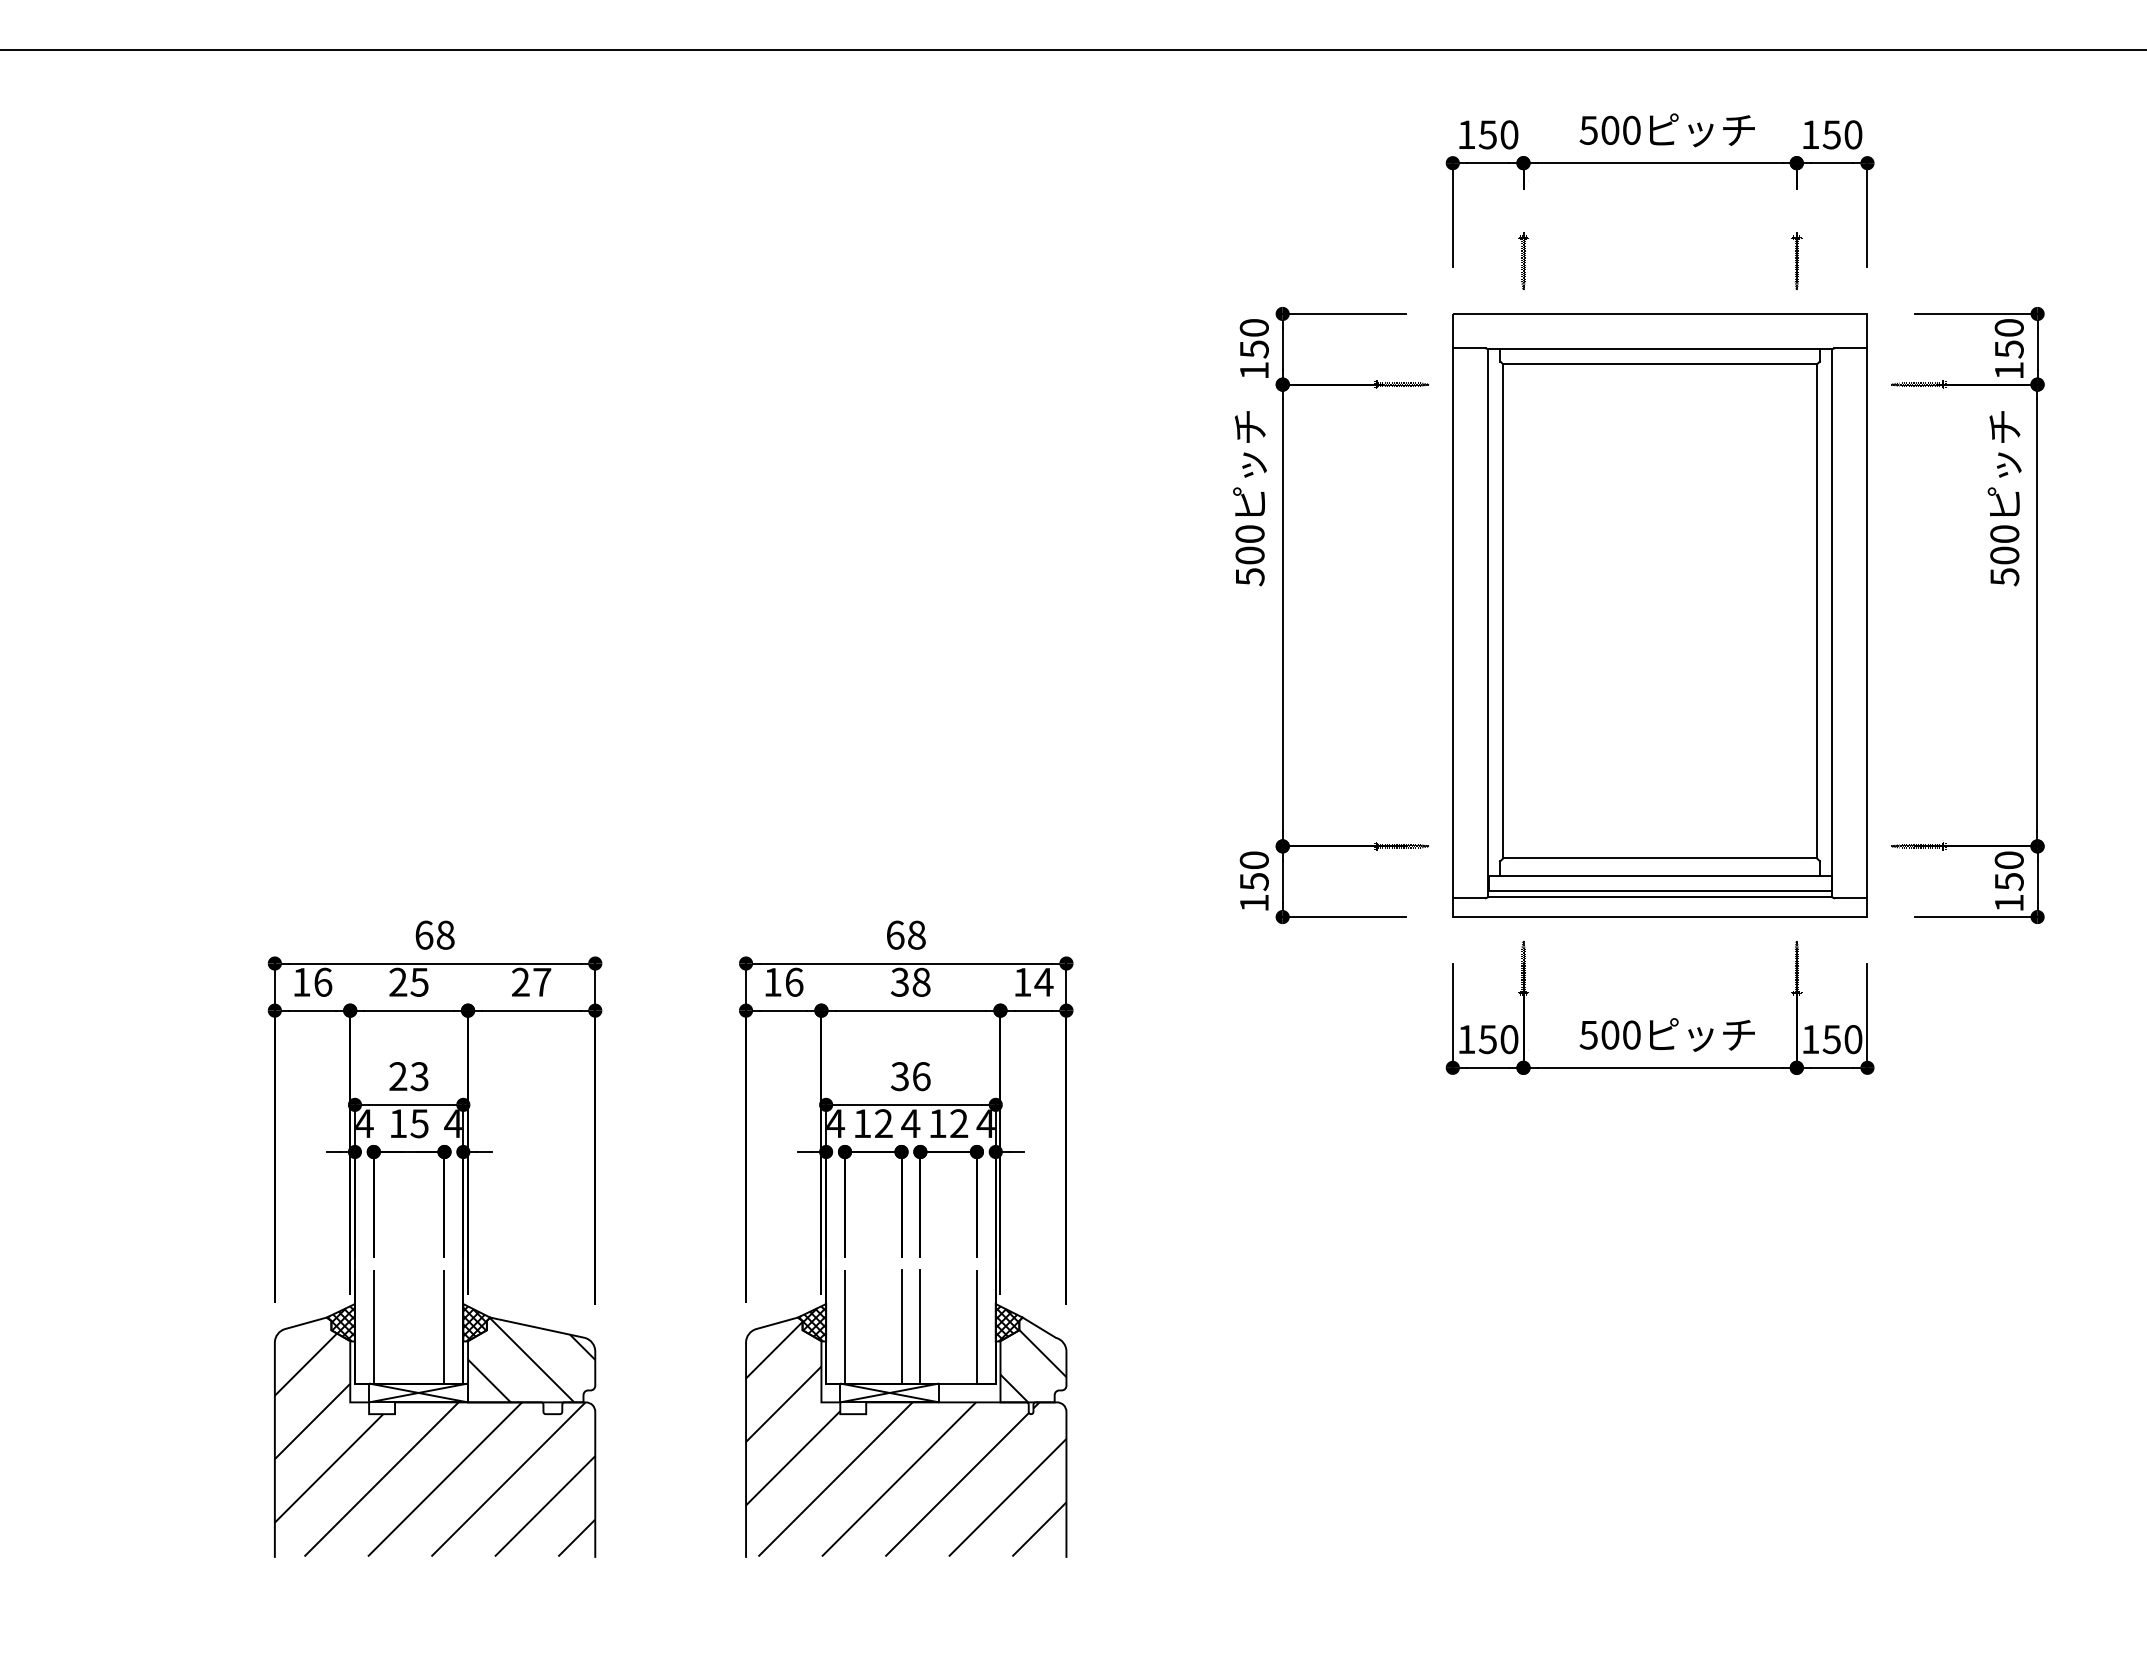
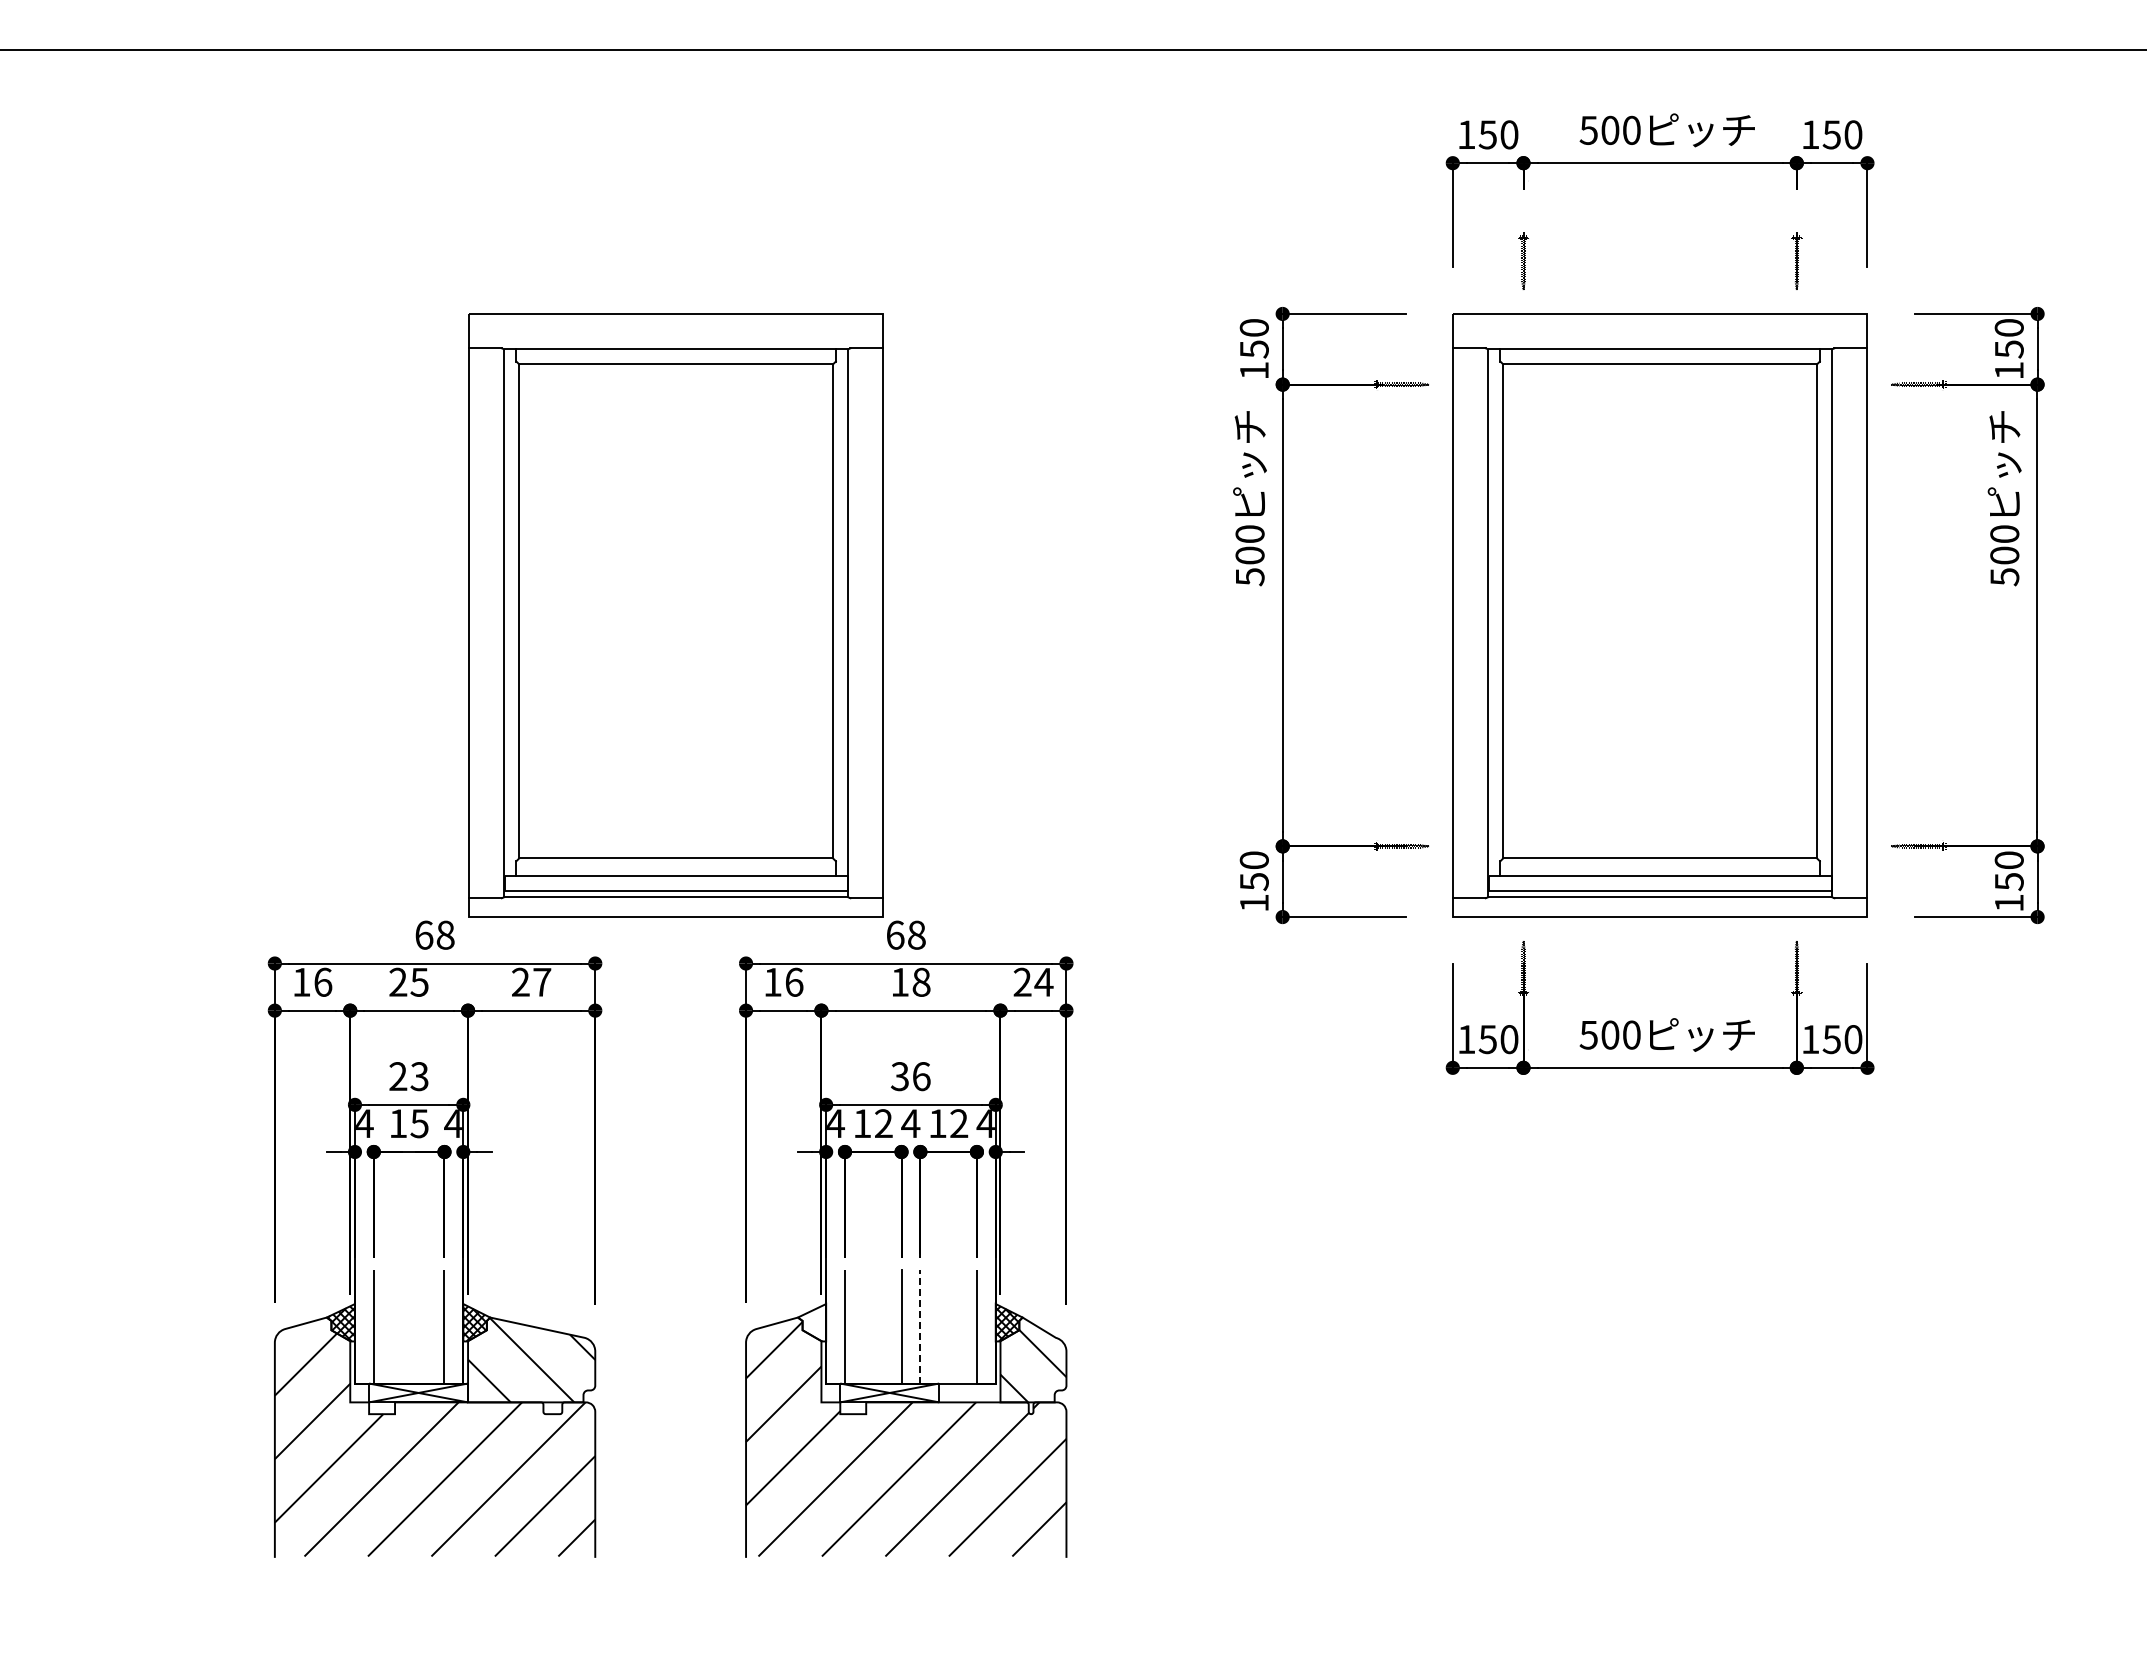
part: none -> present (675, 615)
text: 38 -> 18 (899, 981)
text: 14 -> 24 (1022, 981)
hatch: present -> none (812, 1323)
line: solid -> dashed (920, 1327)
